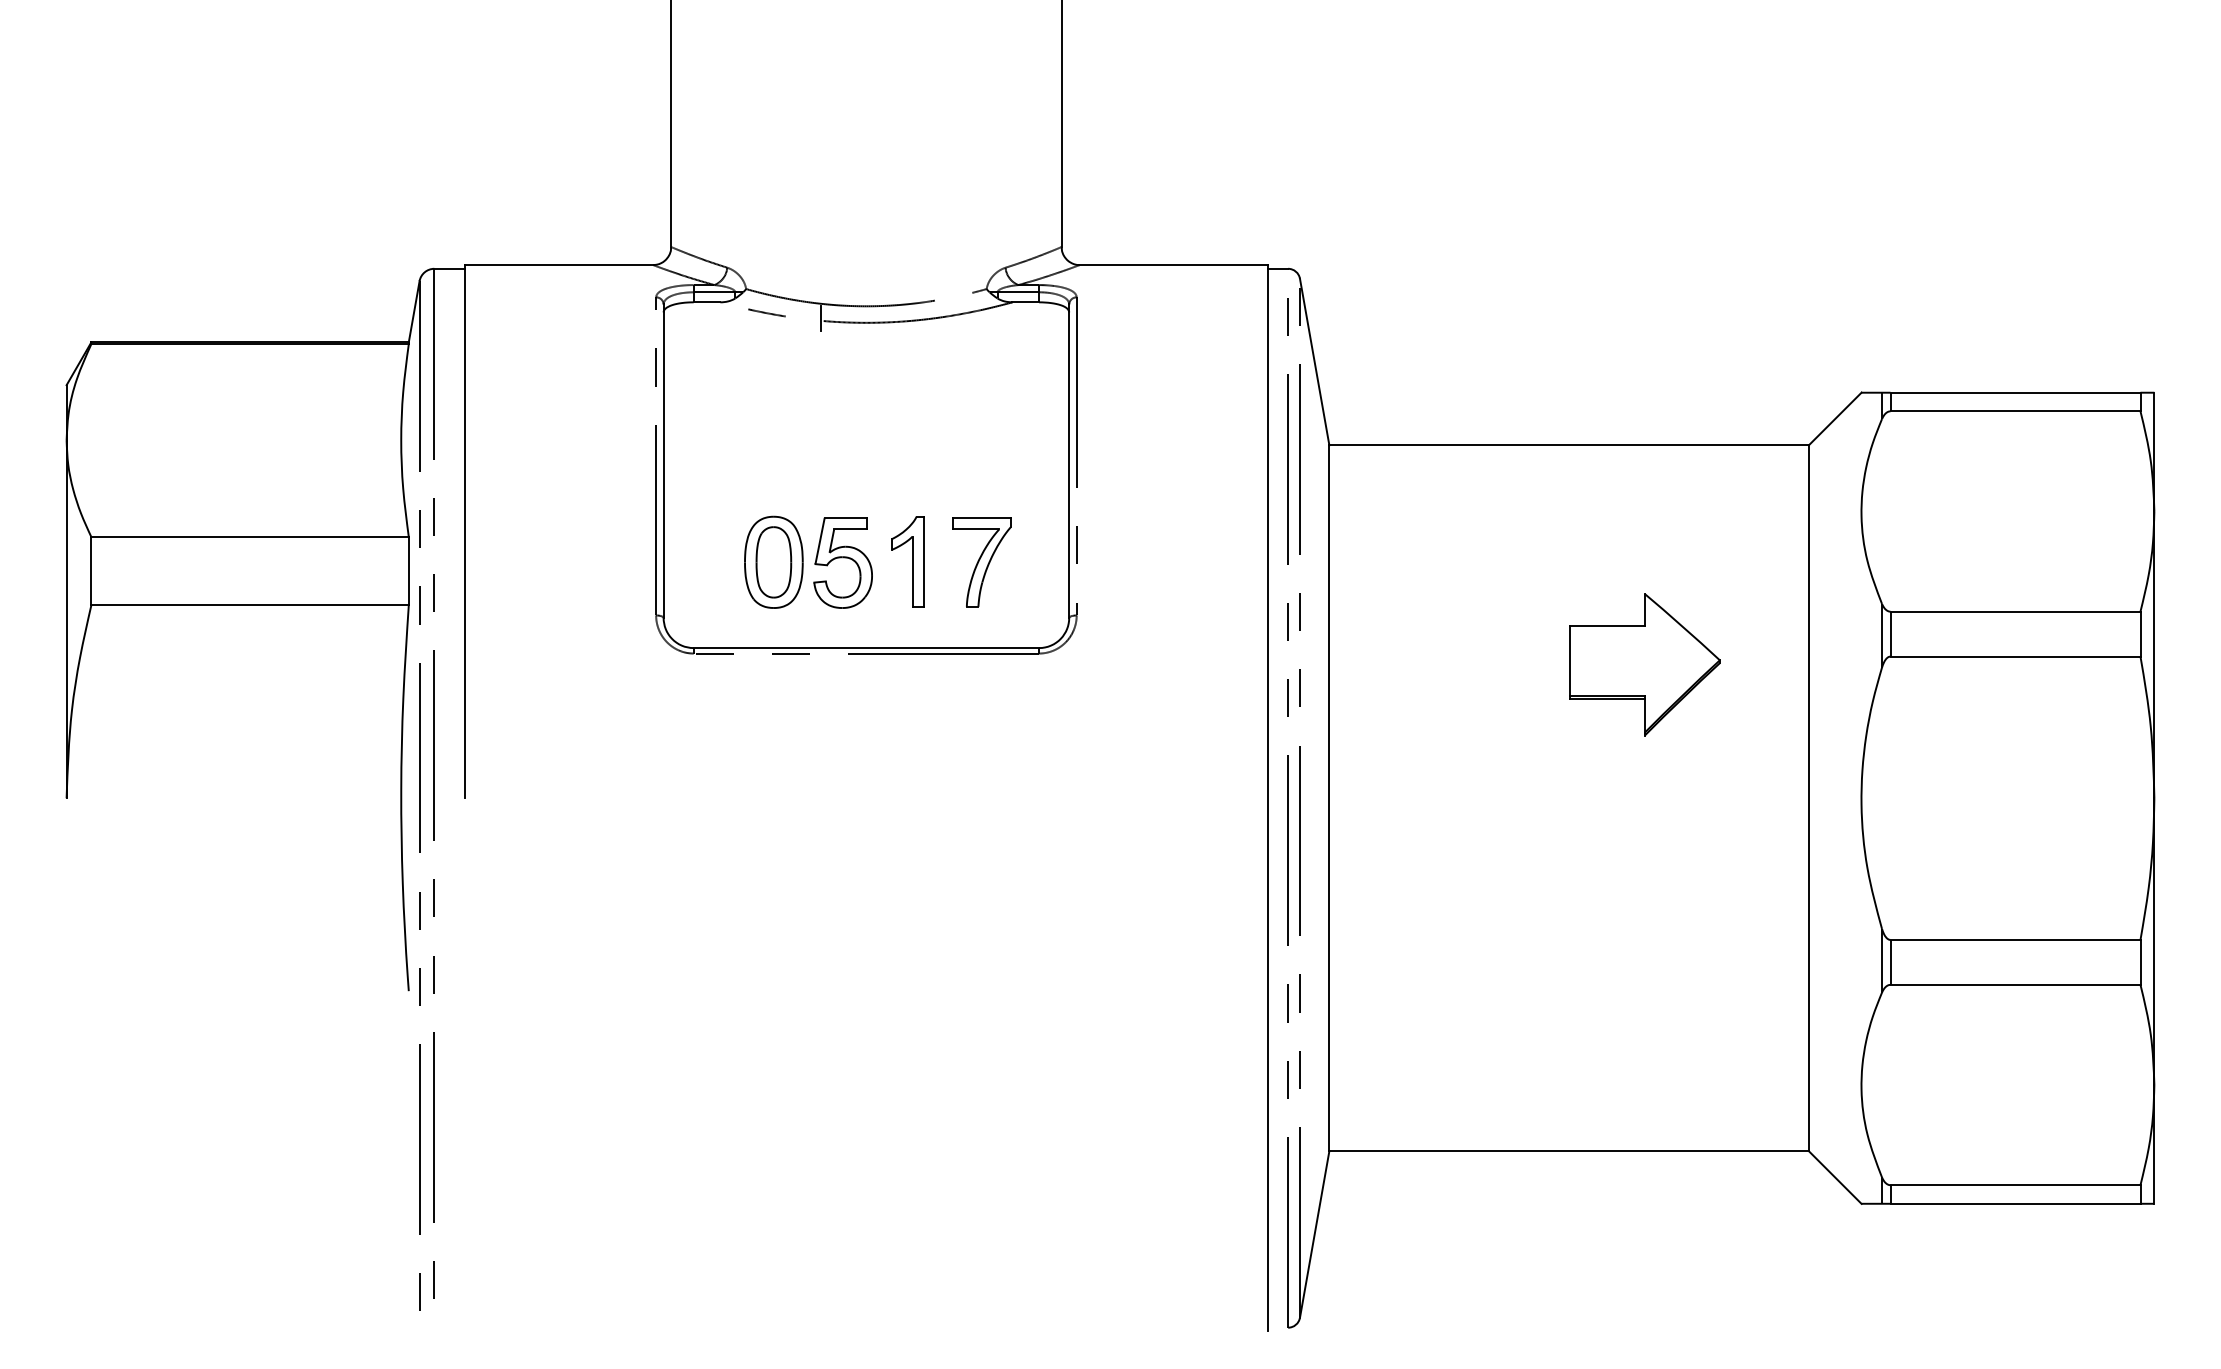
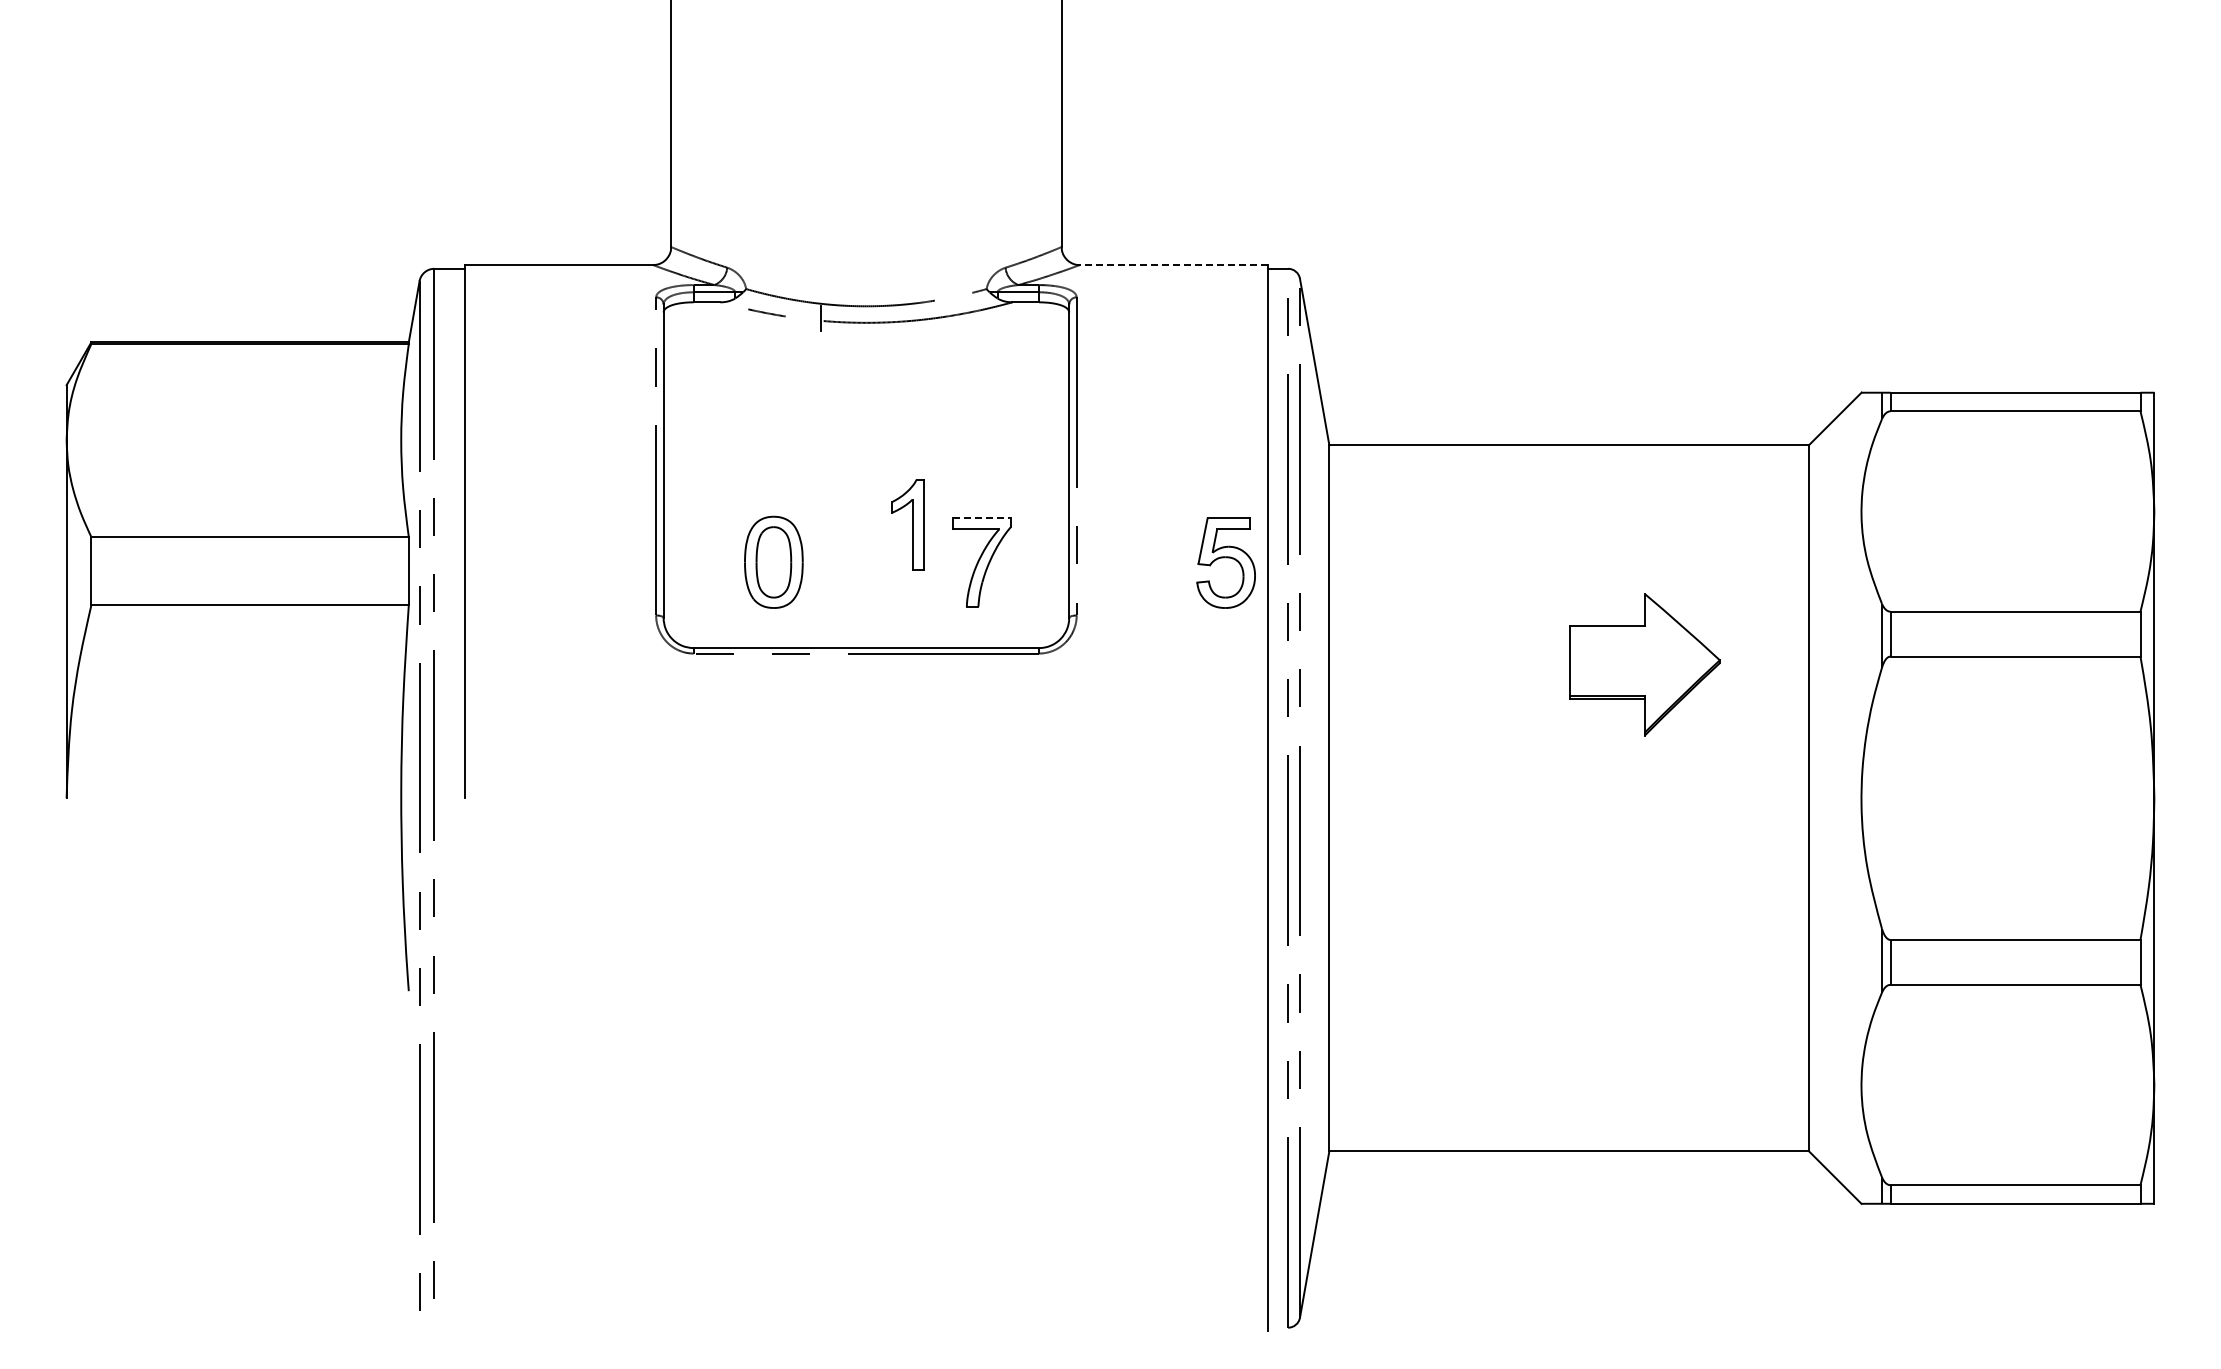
line: solid -> dashed (1173, 265)
line: solid -> dashed (981, 517)
part position: (907, 561) -> (907, 524) (907, 524)
part position: (842, 562) -> (1225, 562) (1225, 562)
